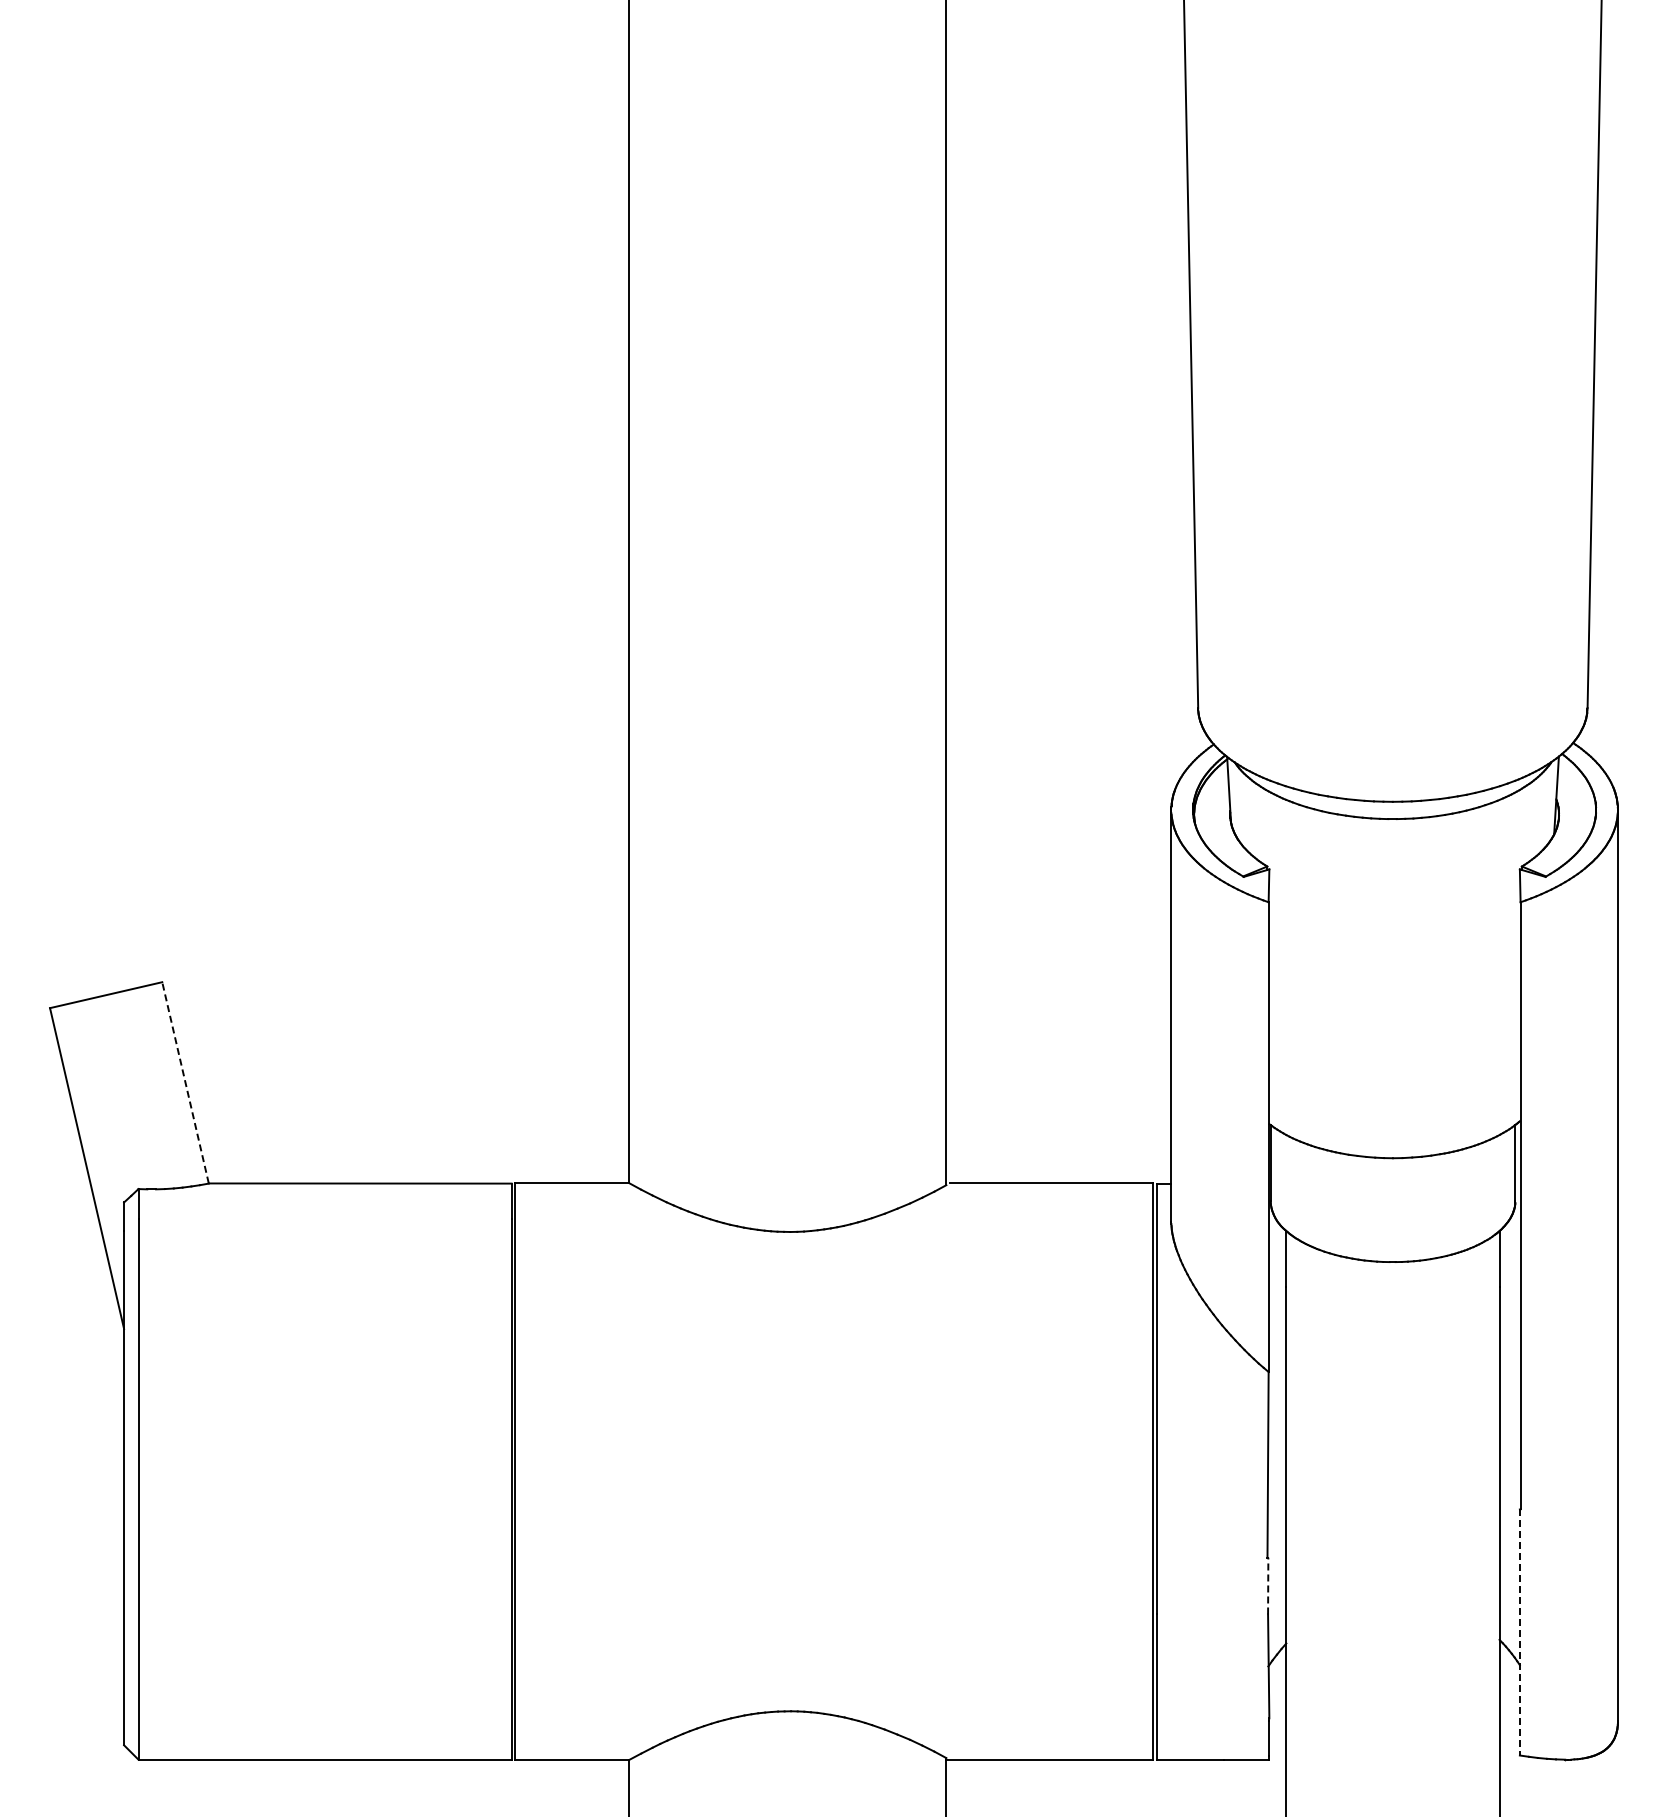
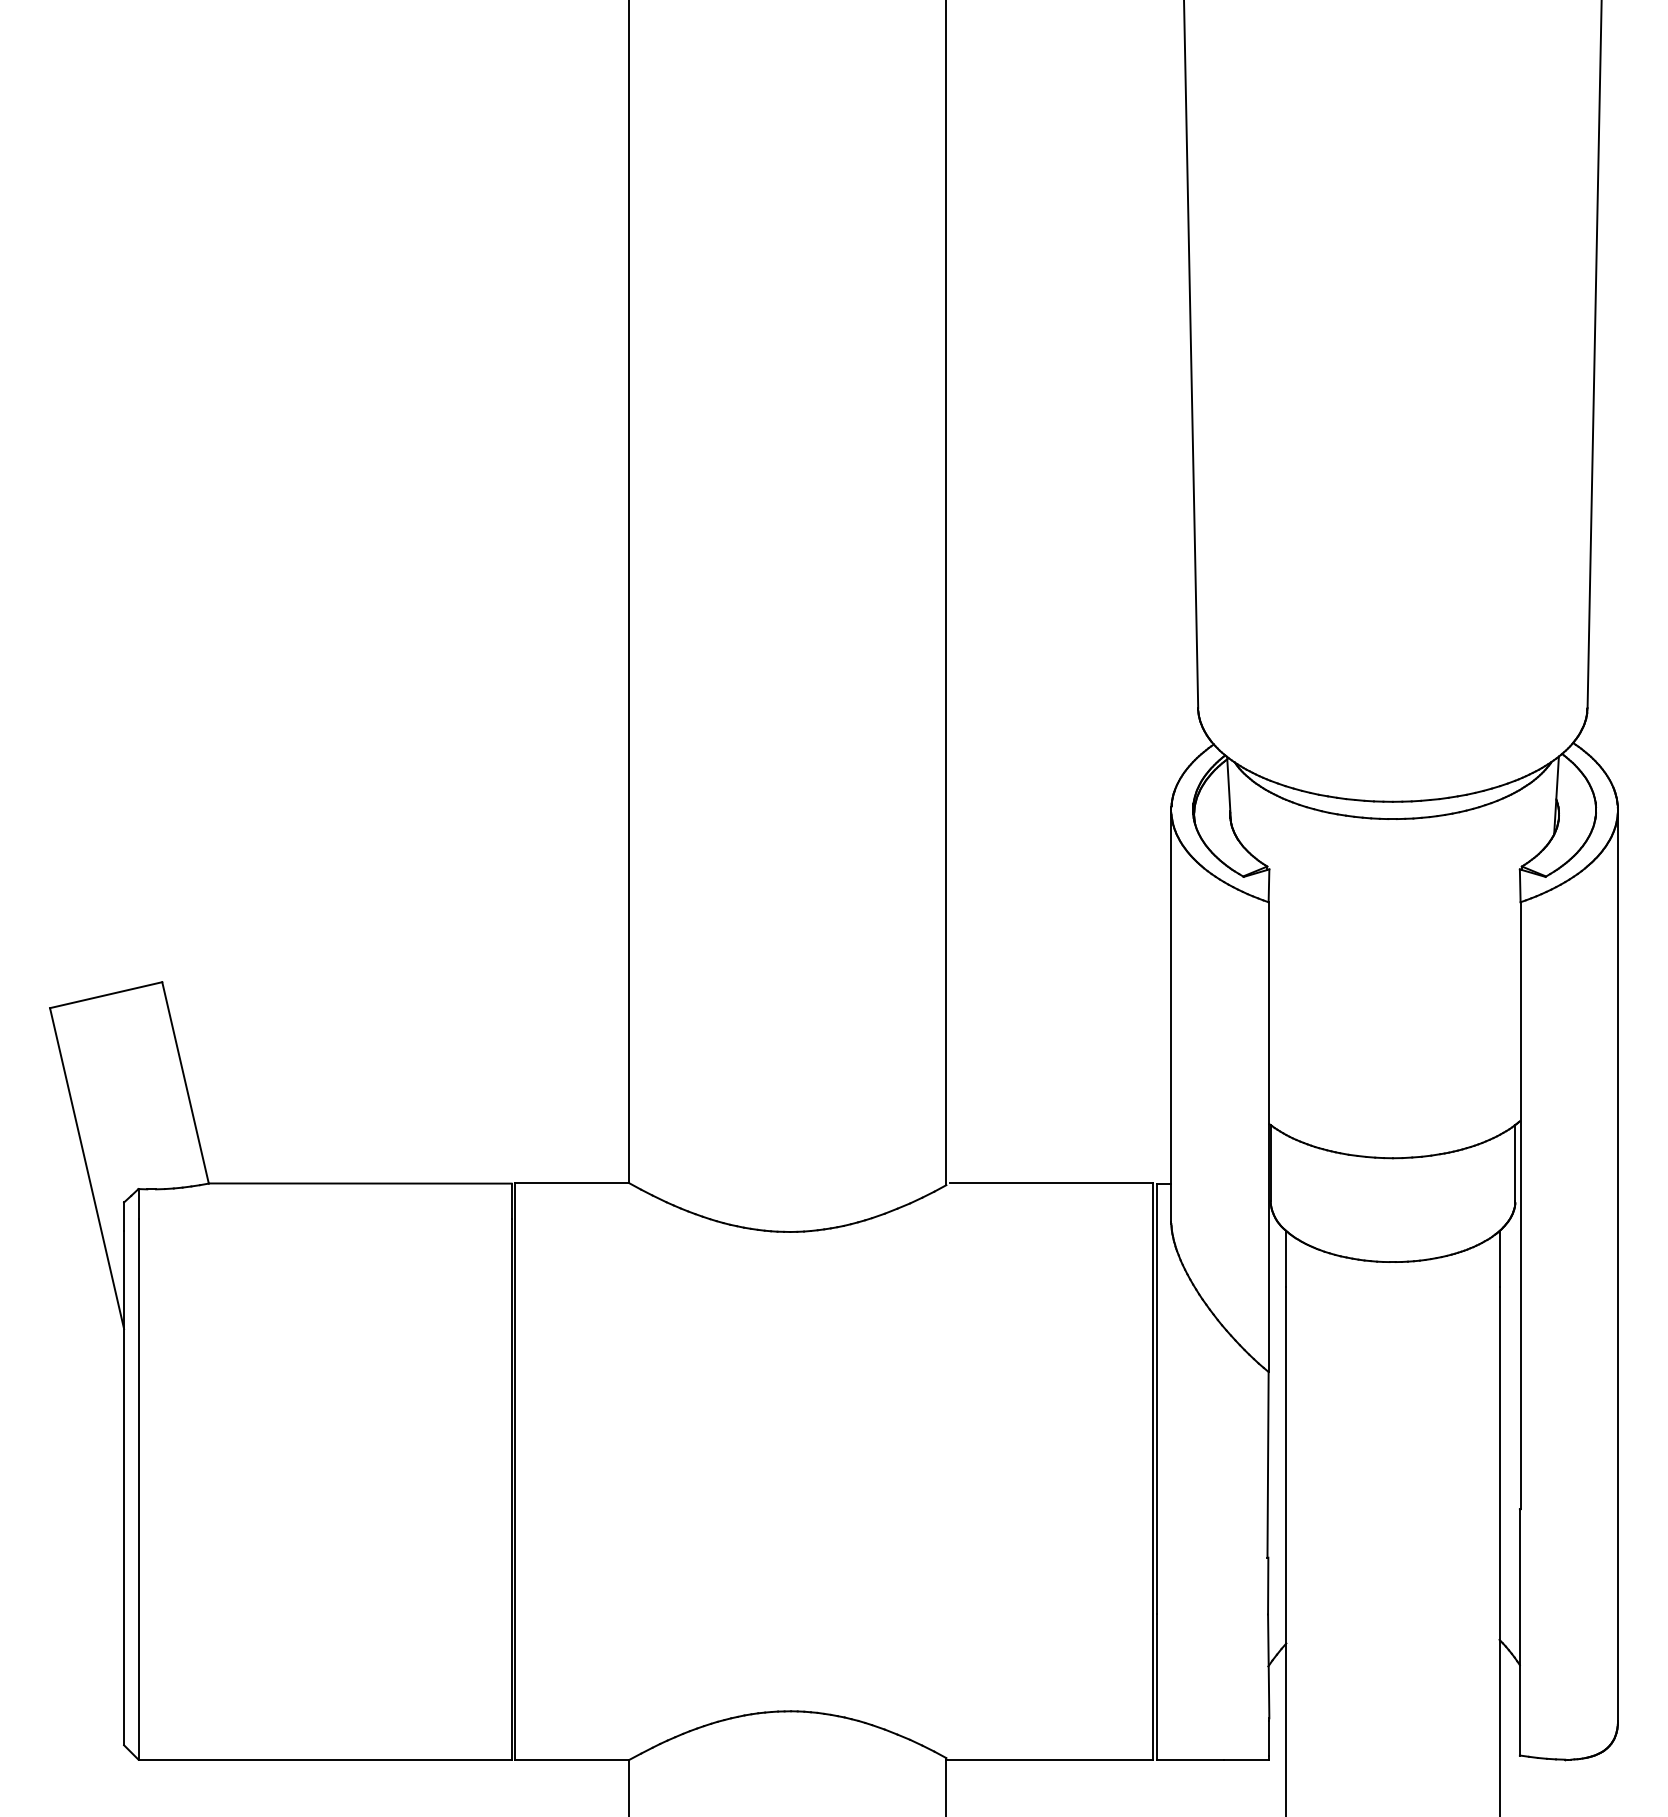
line: dashed -> solid (185, 1082)
line: dashed -> solid (1268, 1585)
line: dashed -> solid (1519, 1632)
